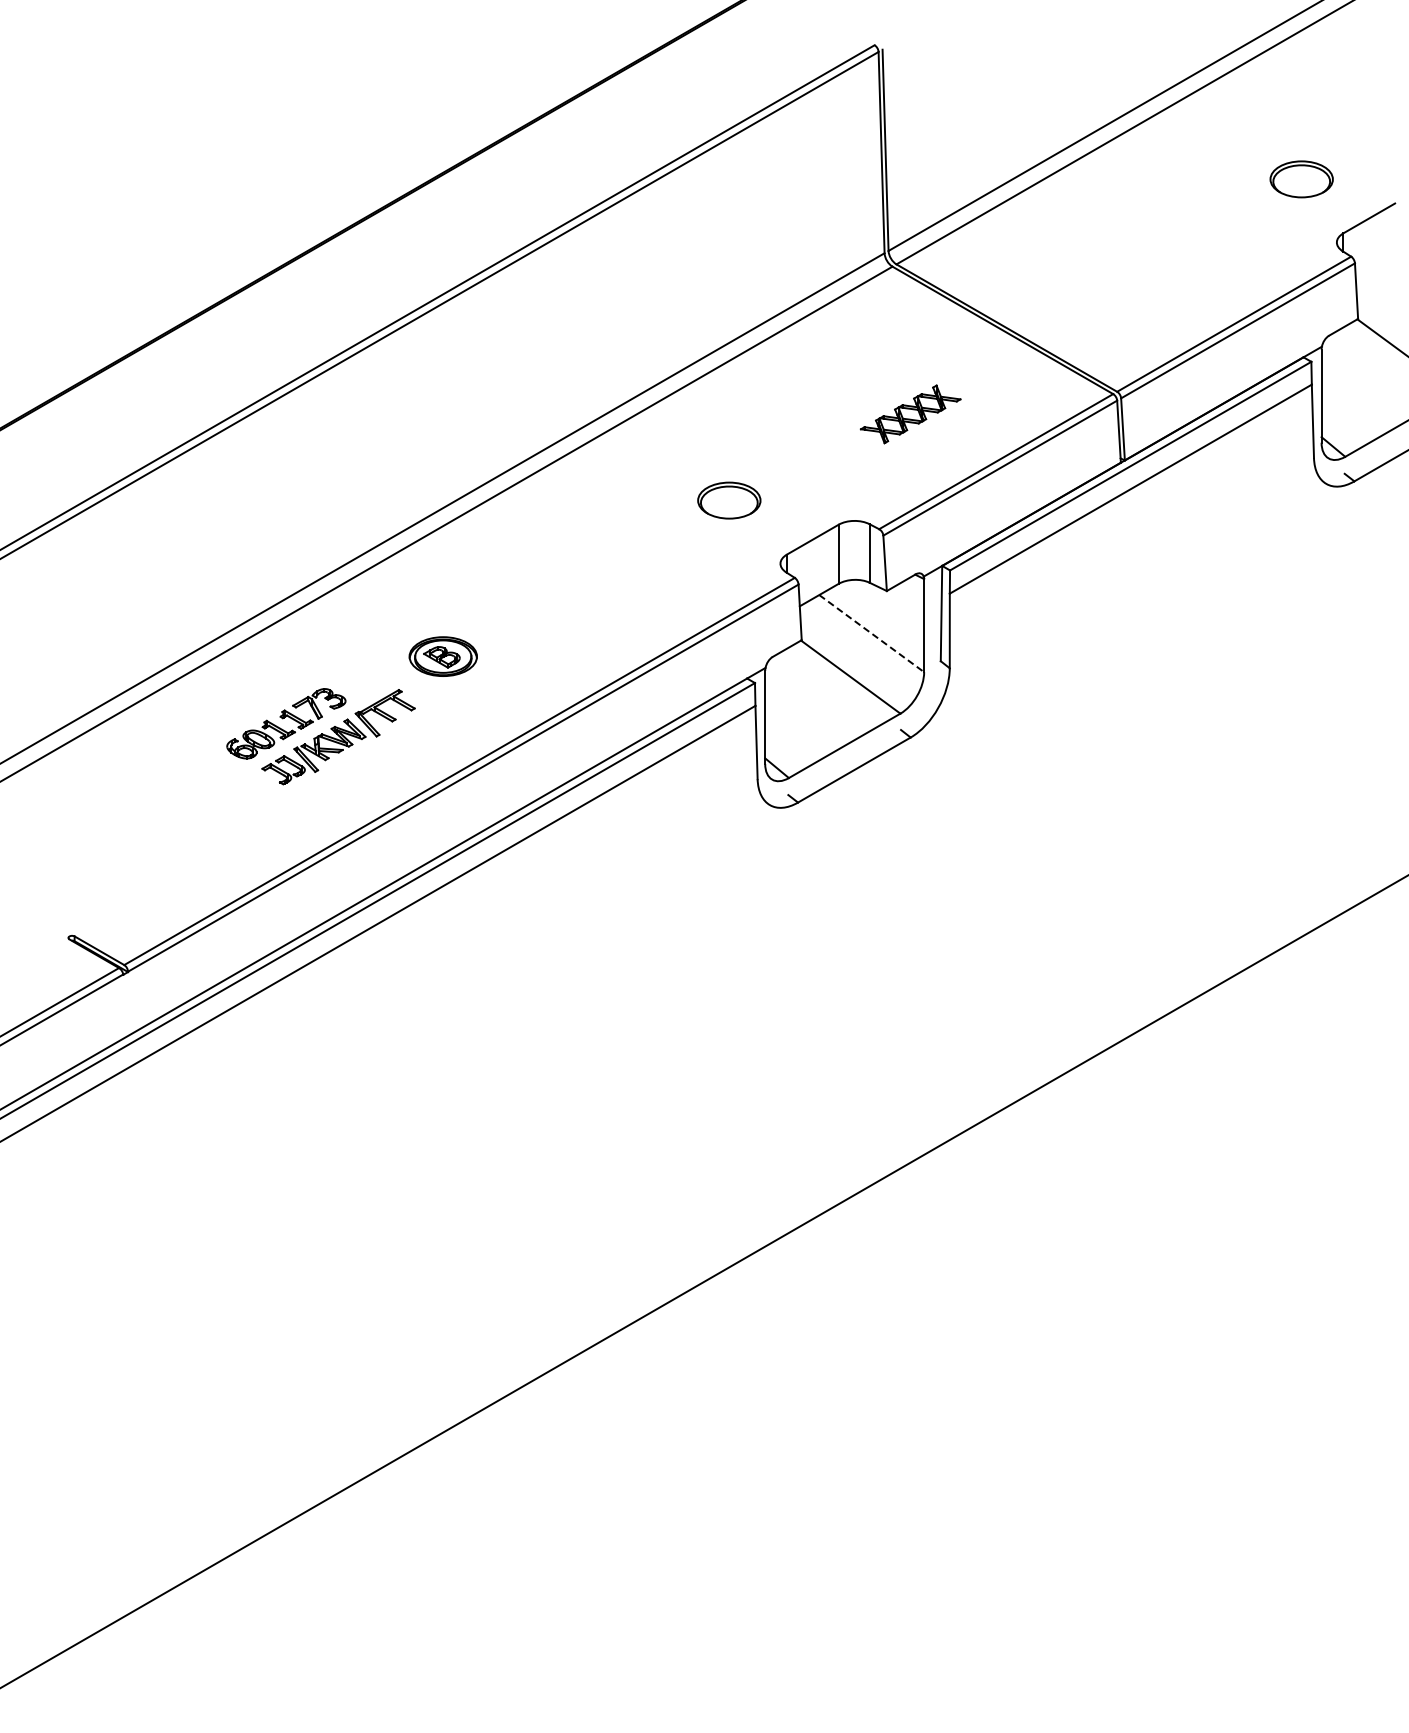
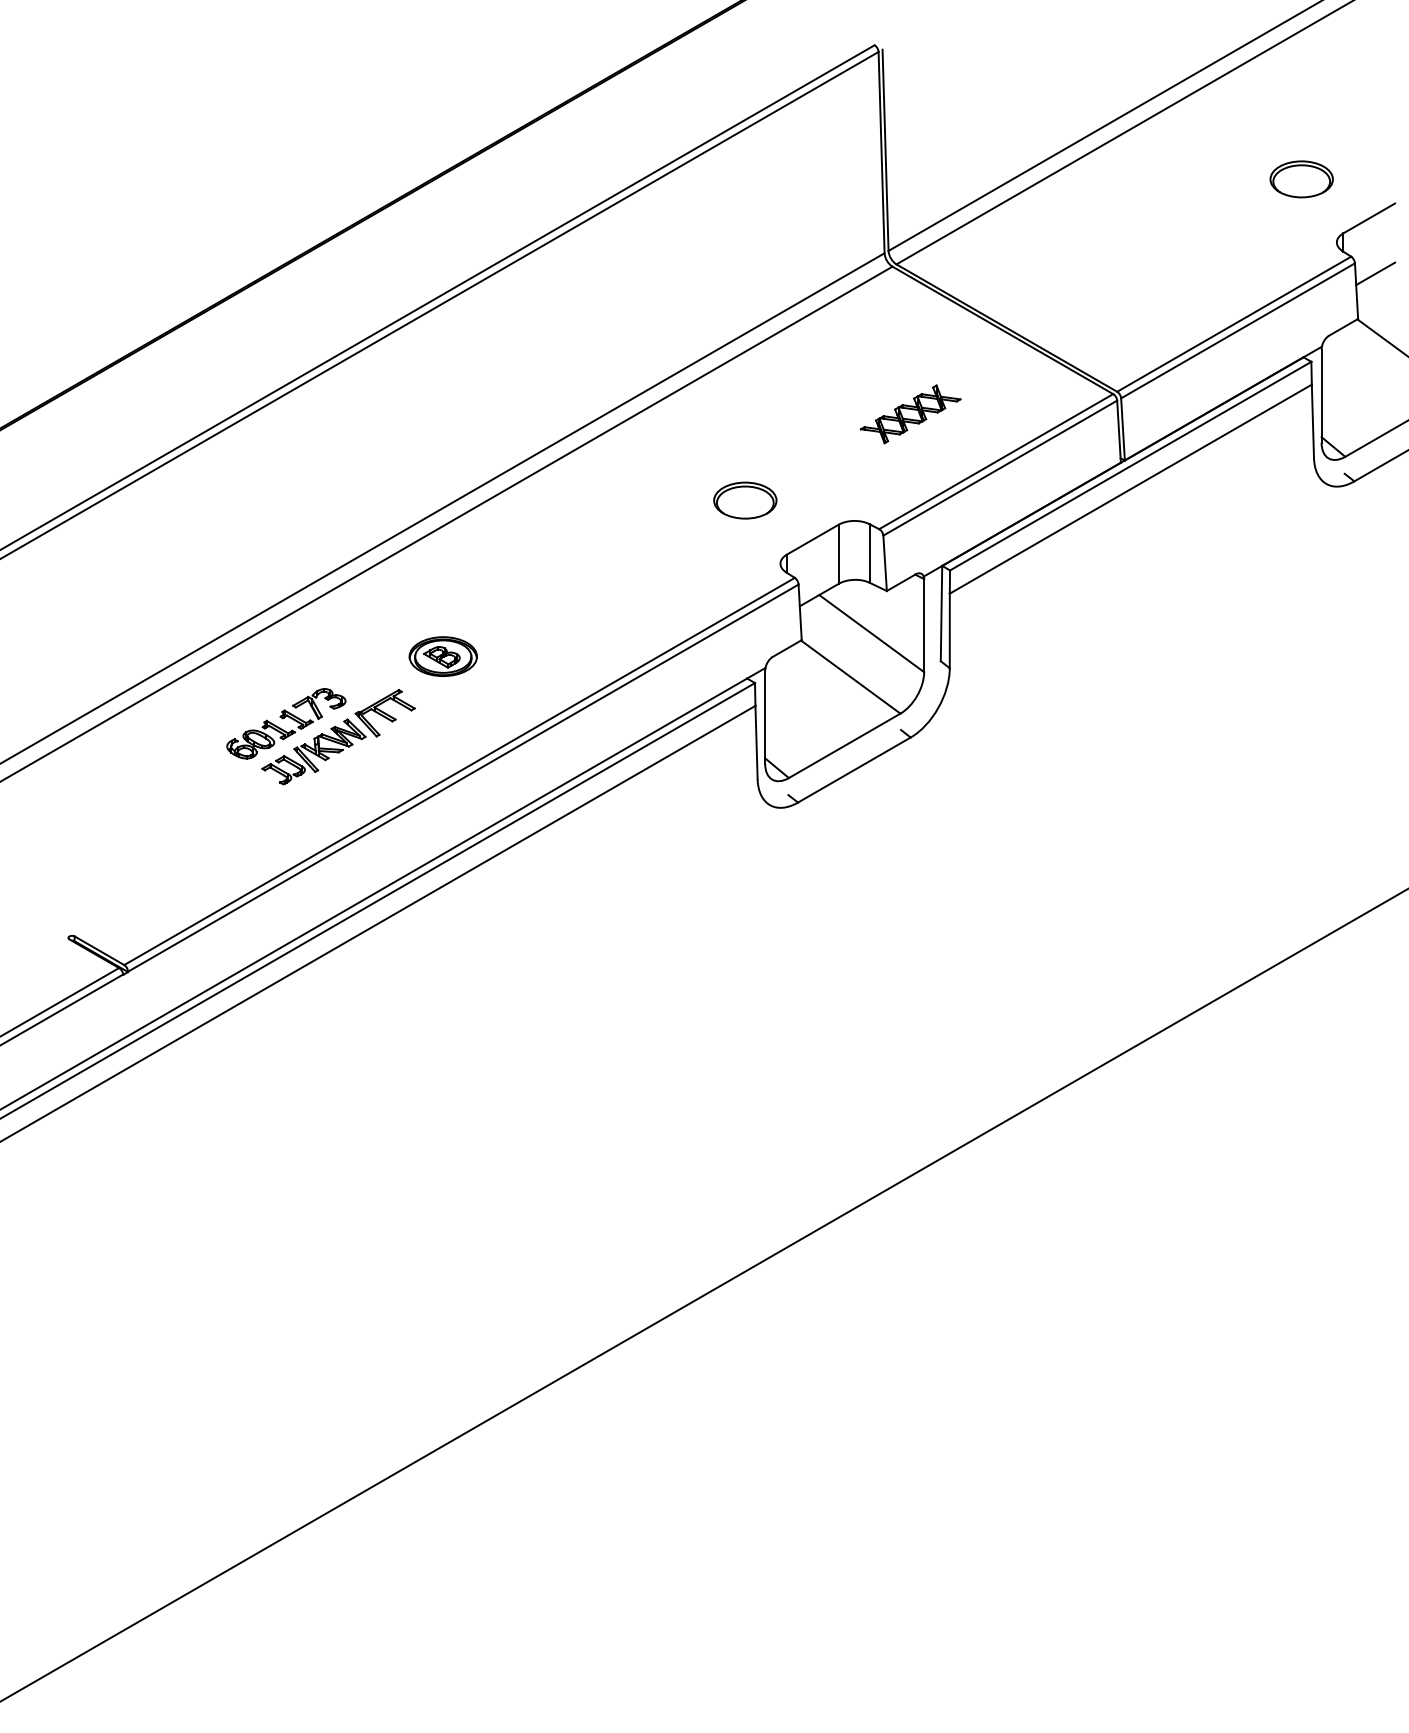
line: none -> present (1375, 273)
part position: (729, 500) -> (745, 500) (745, 500)
line: dashed -> solid (872, 633)
line position: (703, 1282) -> (703, 1295) (703, 1295)
